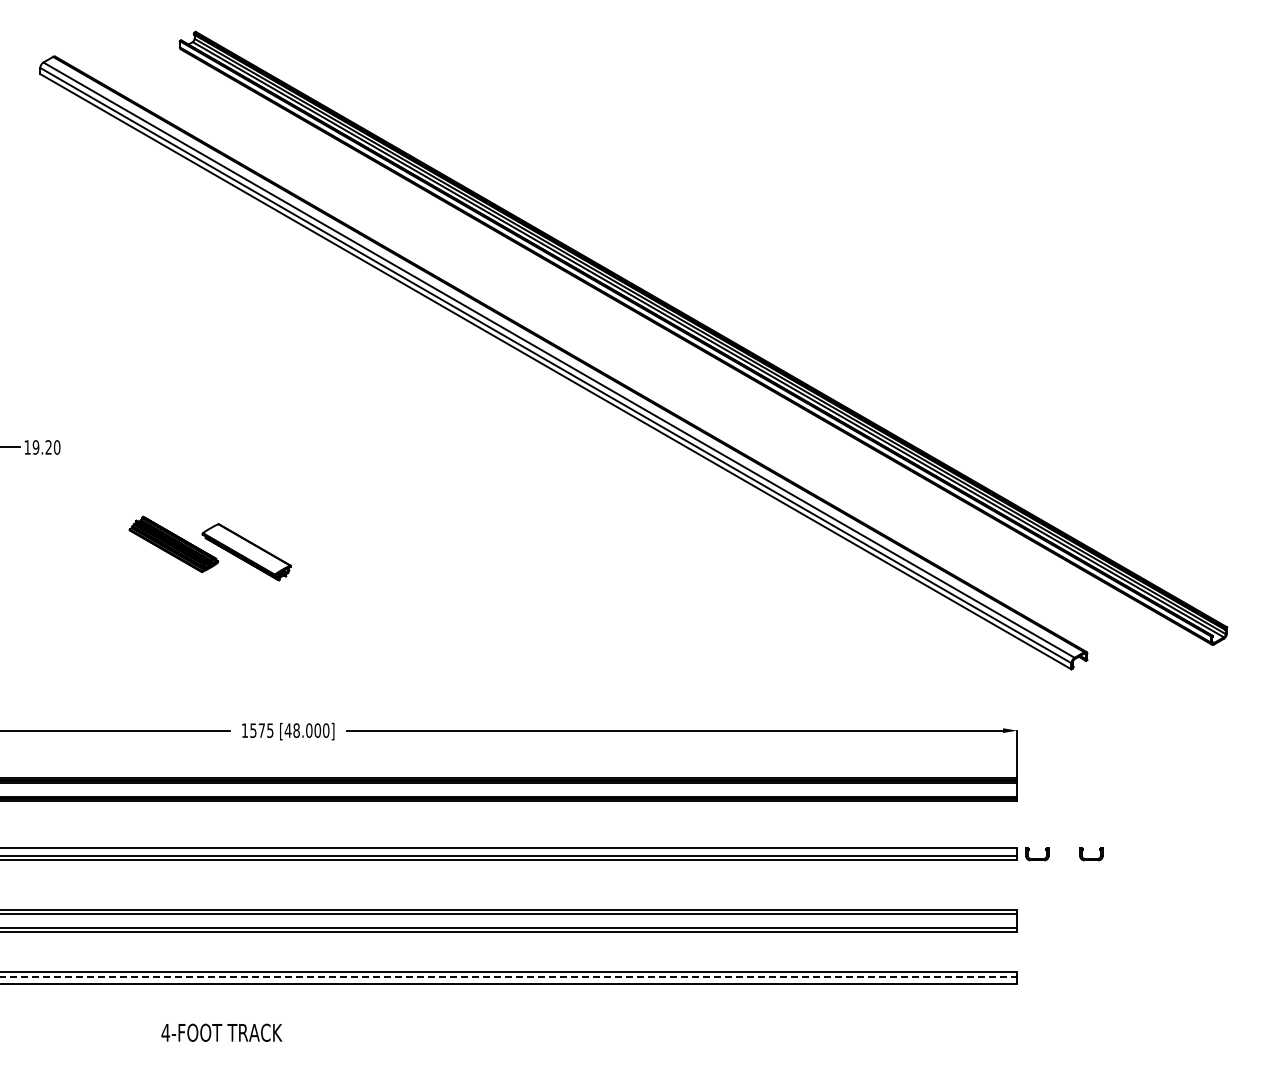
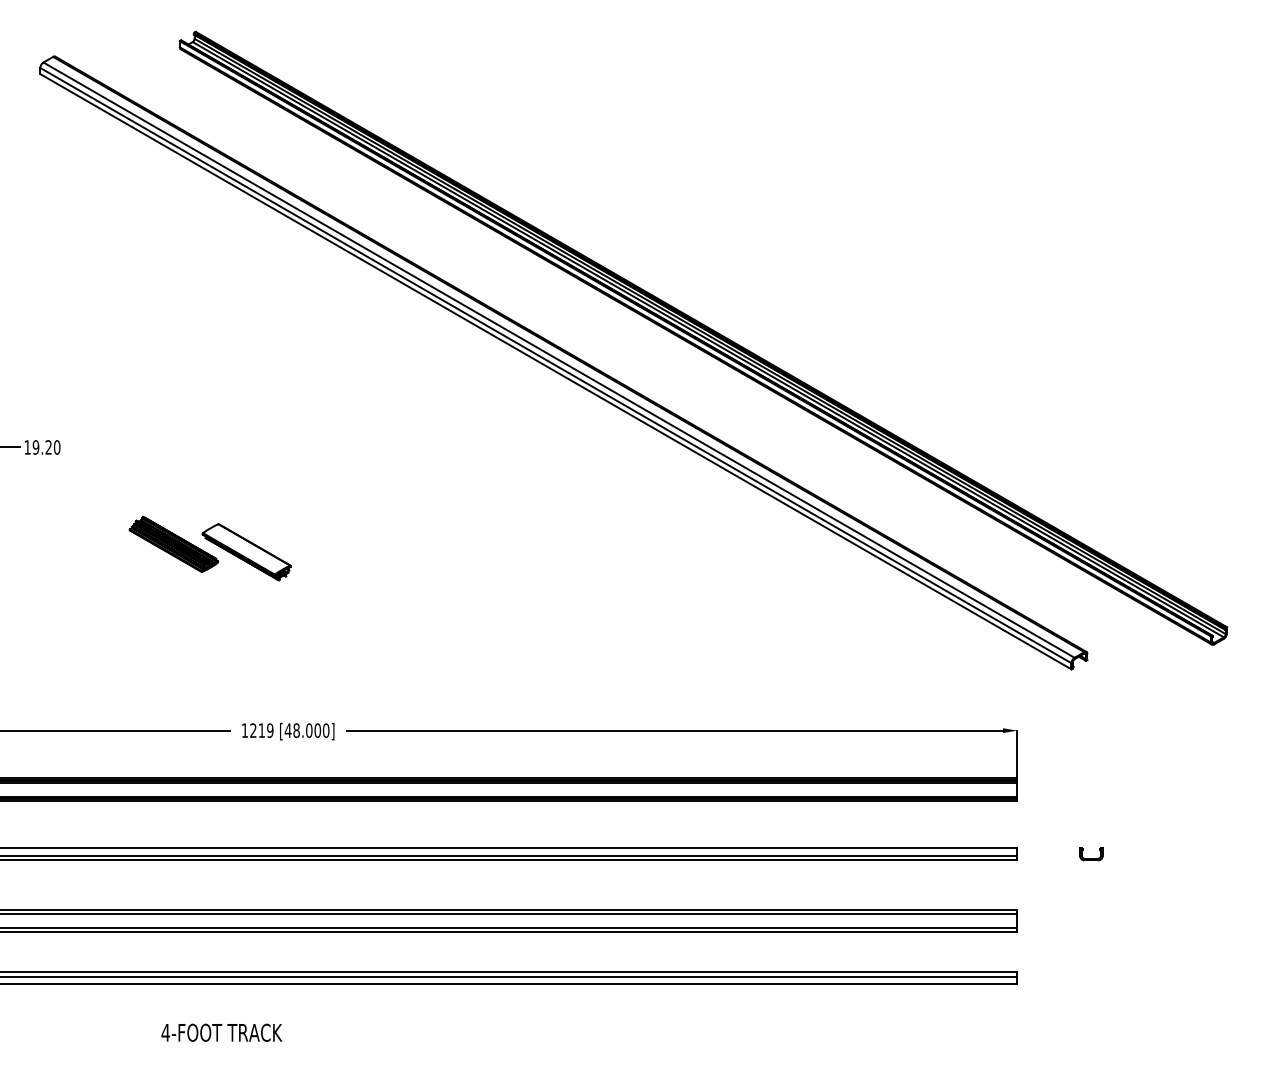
text: 1575 -> 1219 (261, 730)
part: present -> none (1037, 854)
line: dashed -> solid (509, 976)
